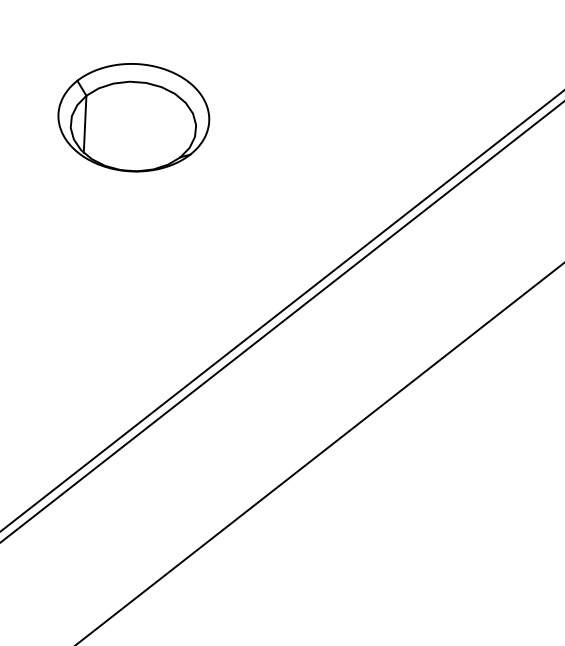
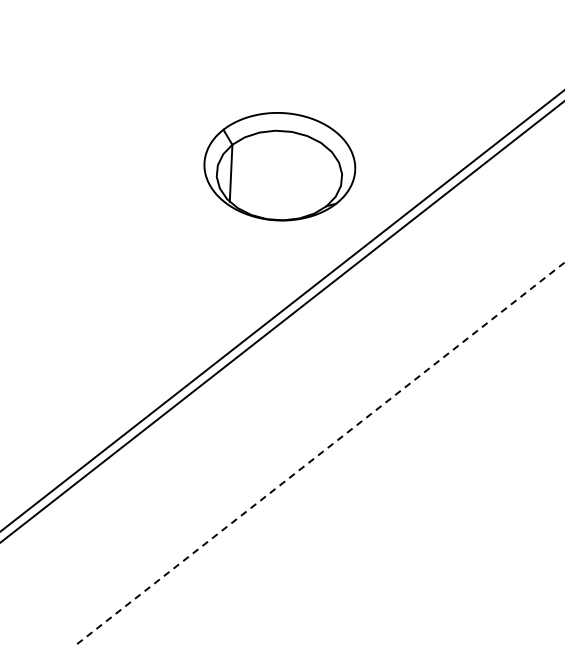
part position: (133, 117) -> (279, 166) (279, 166)
line: solid -> dashed (319, 454)
